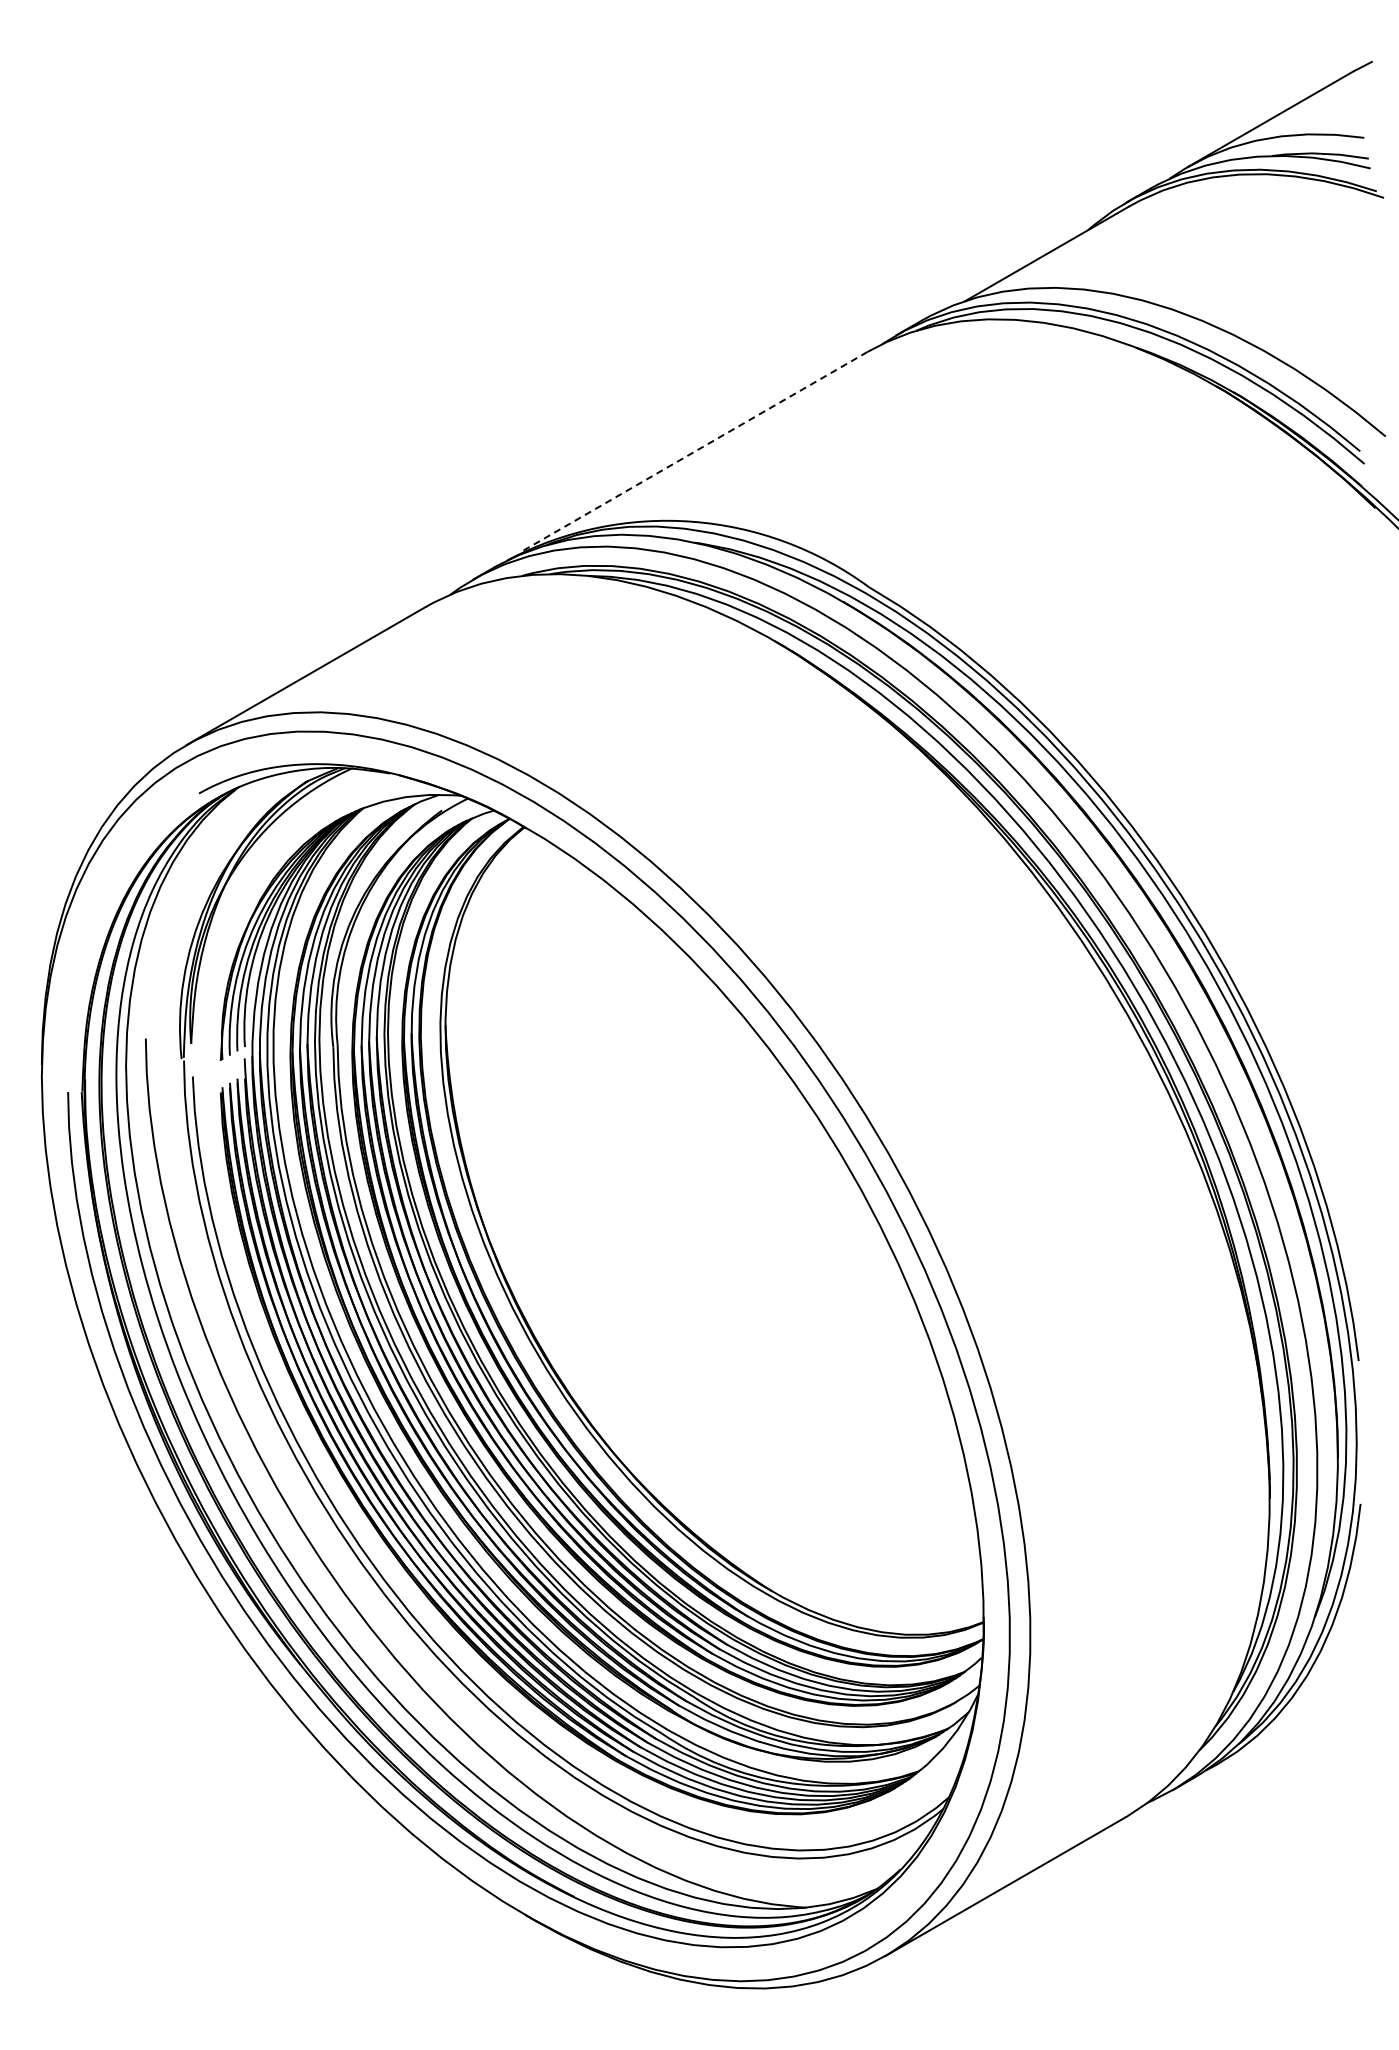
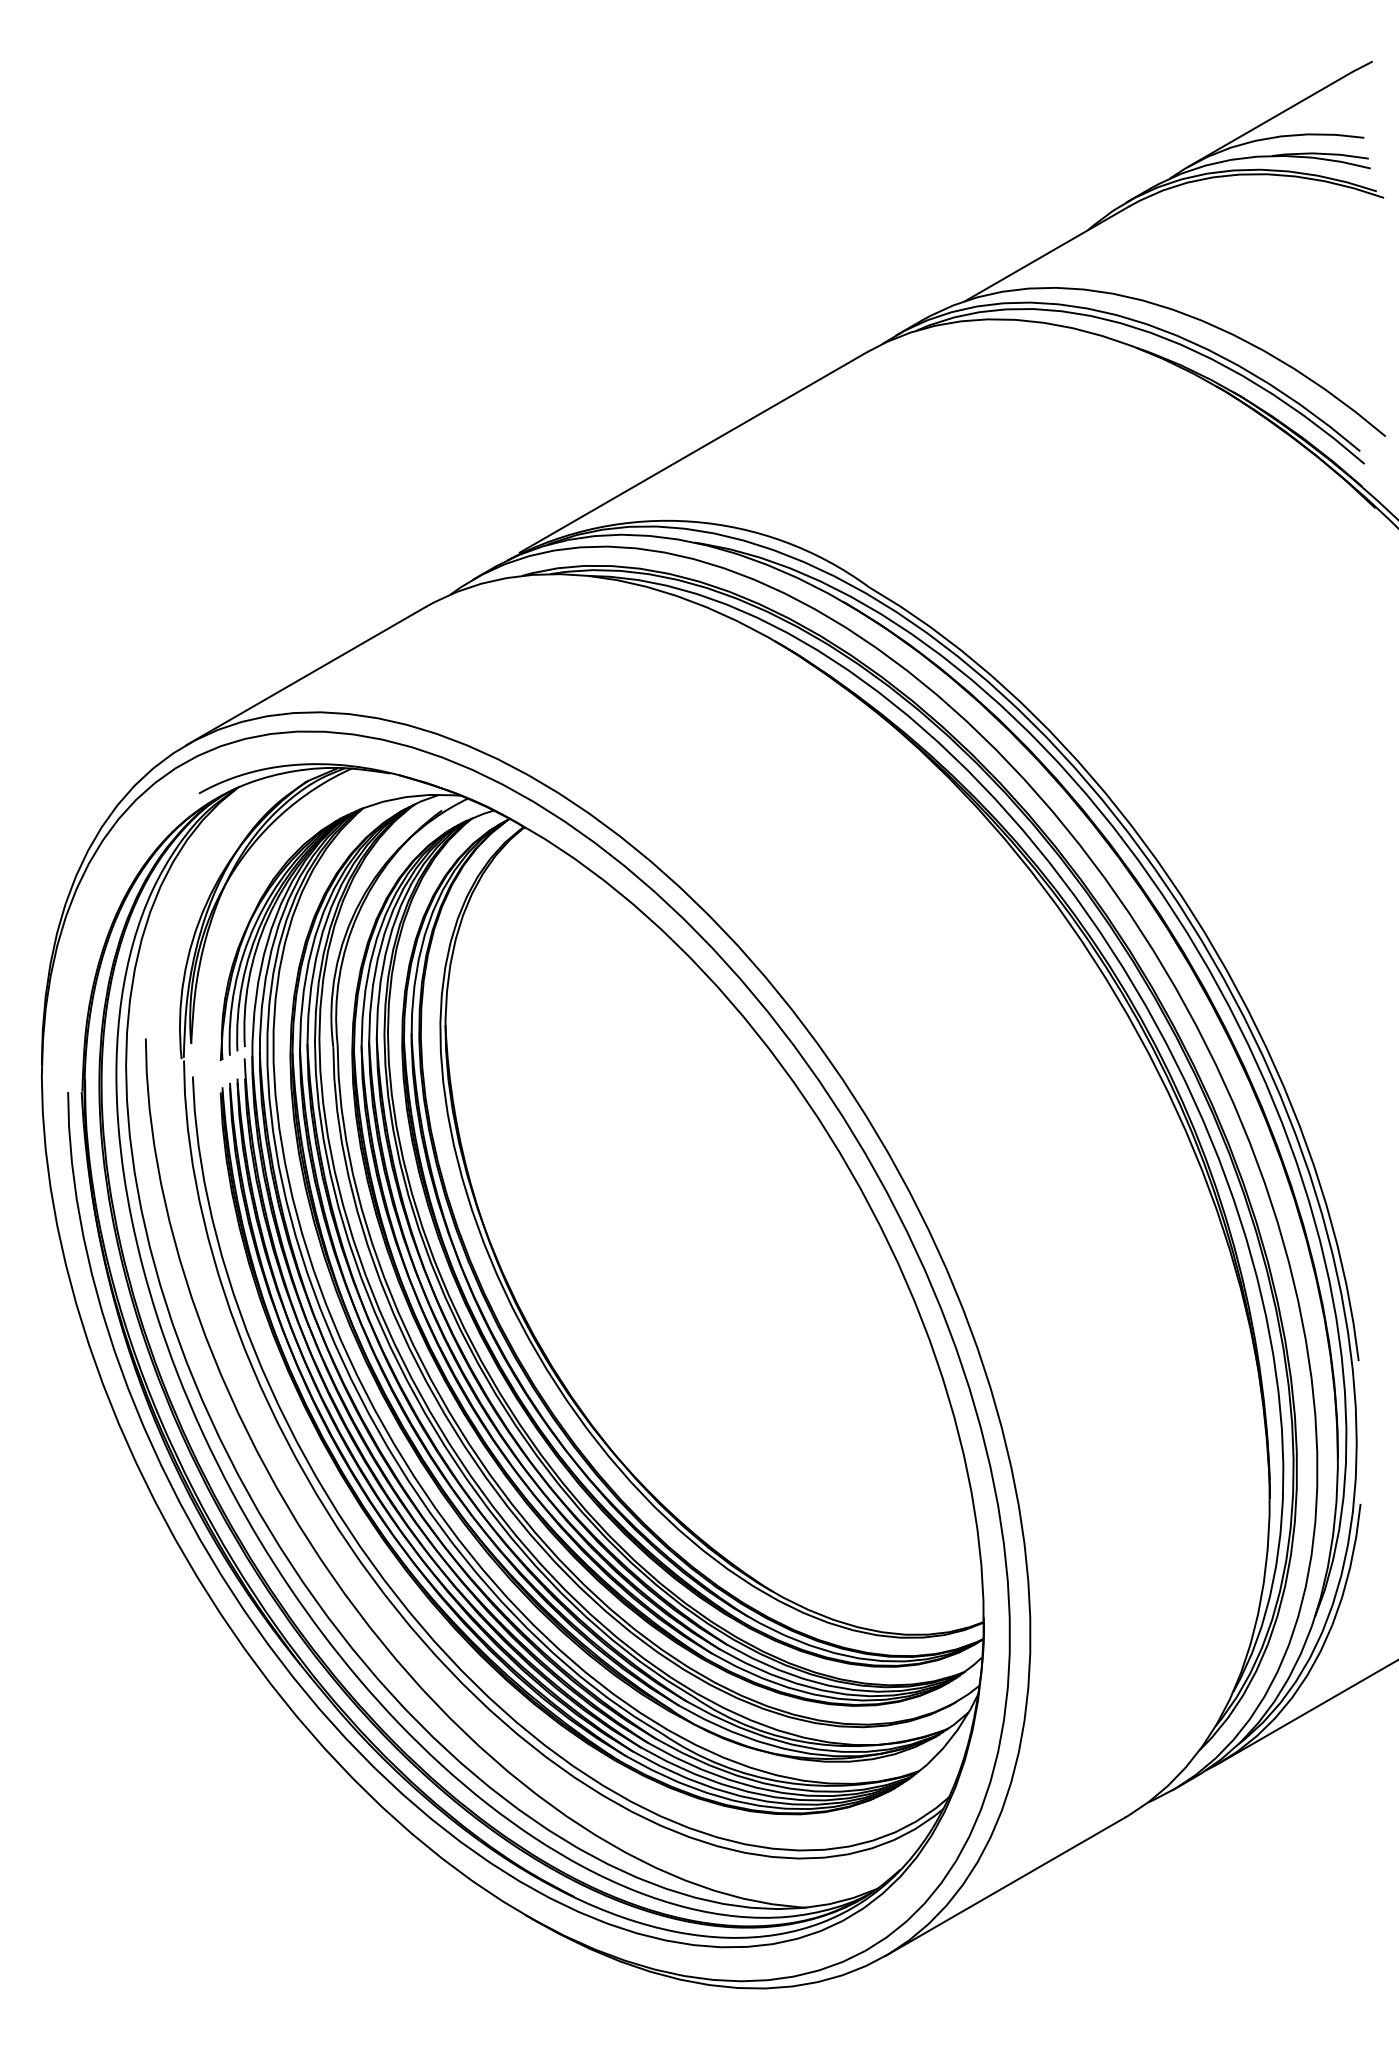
line: dashed -> solid (693, 452)
line: none -> present (1306, 1712)
